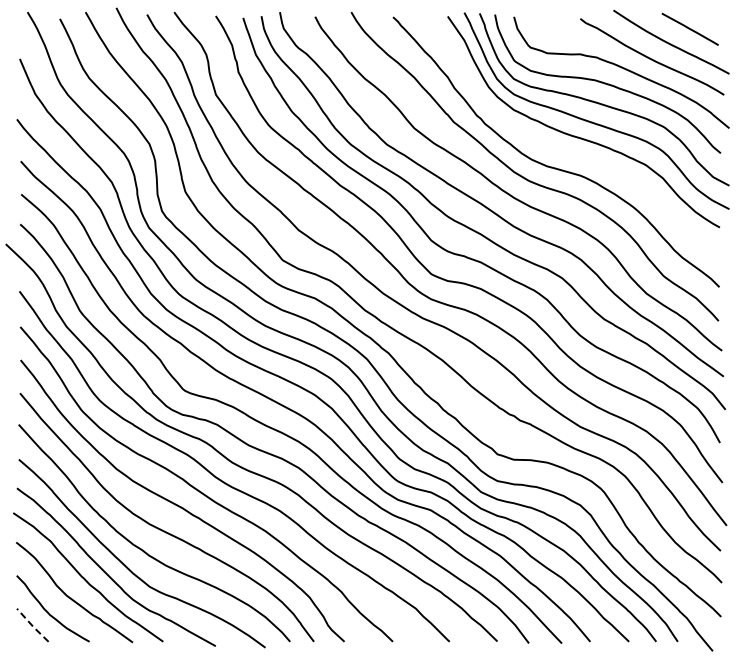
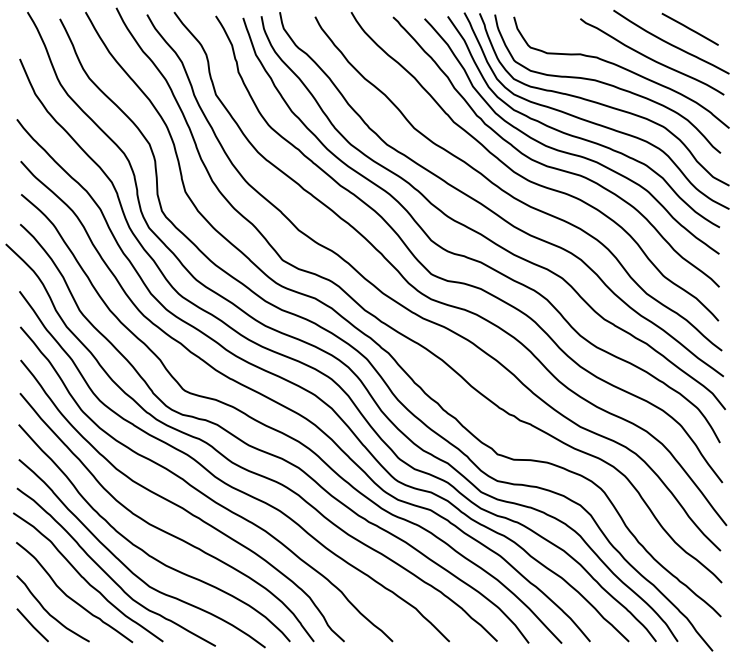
curve: none -> present (566, 151)
line: dashed -> solid (32, 626)
